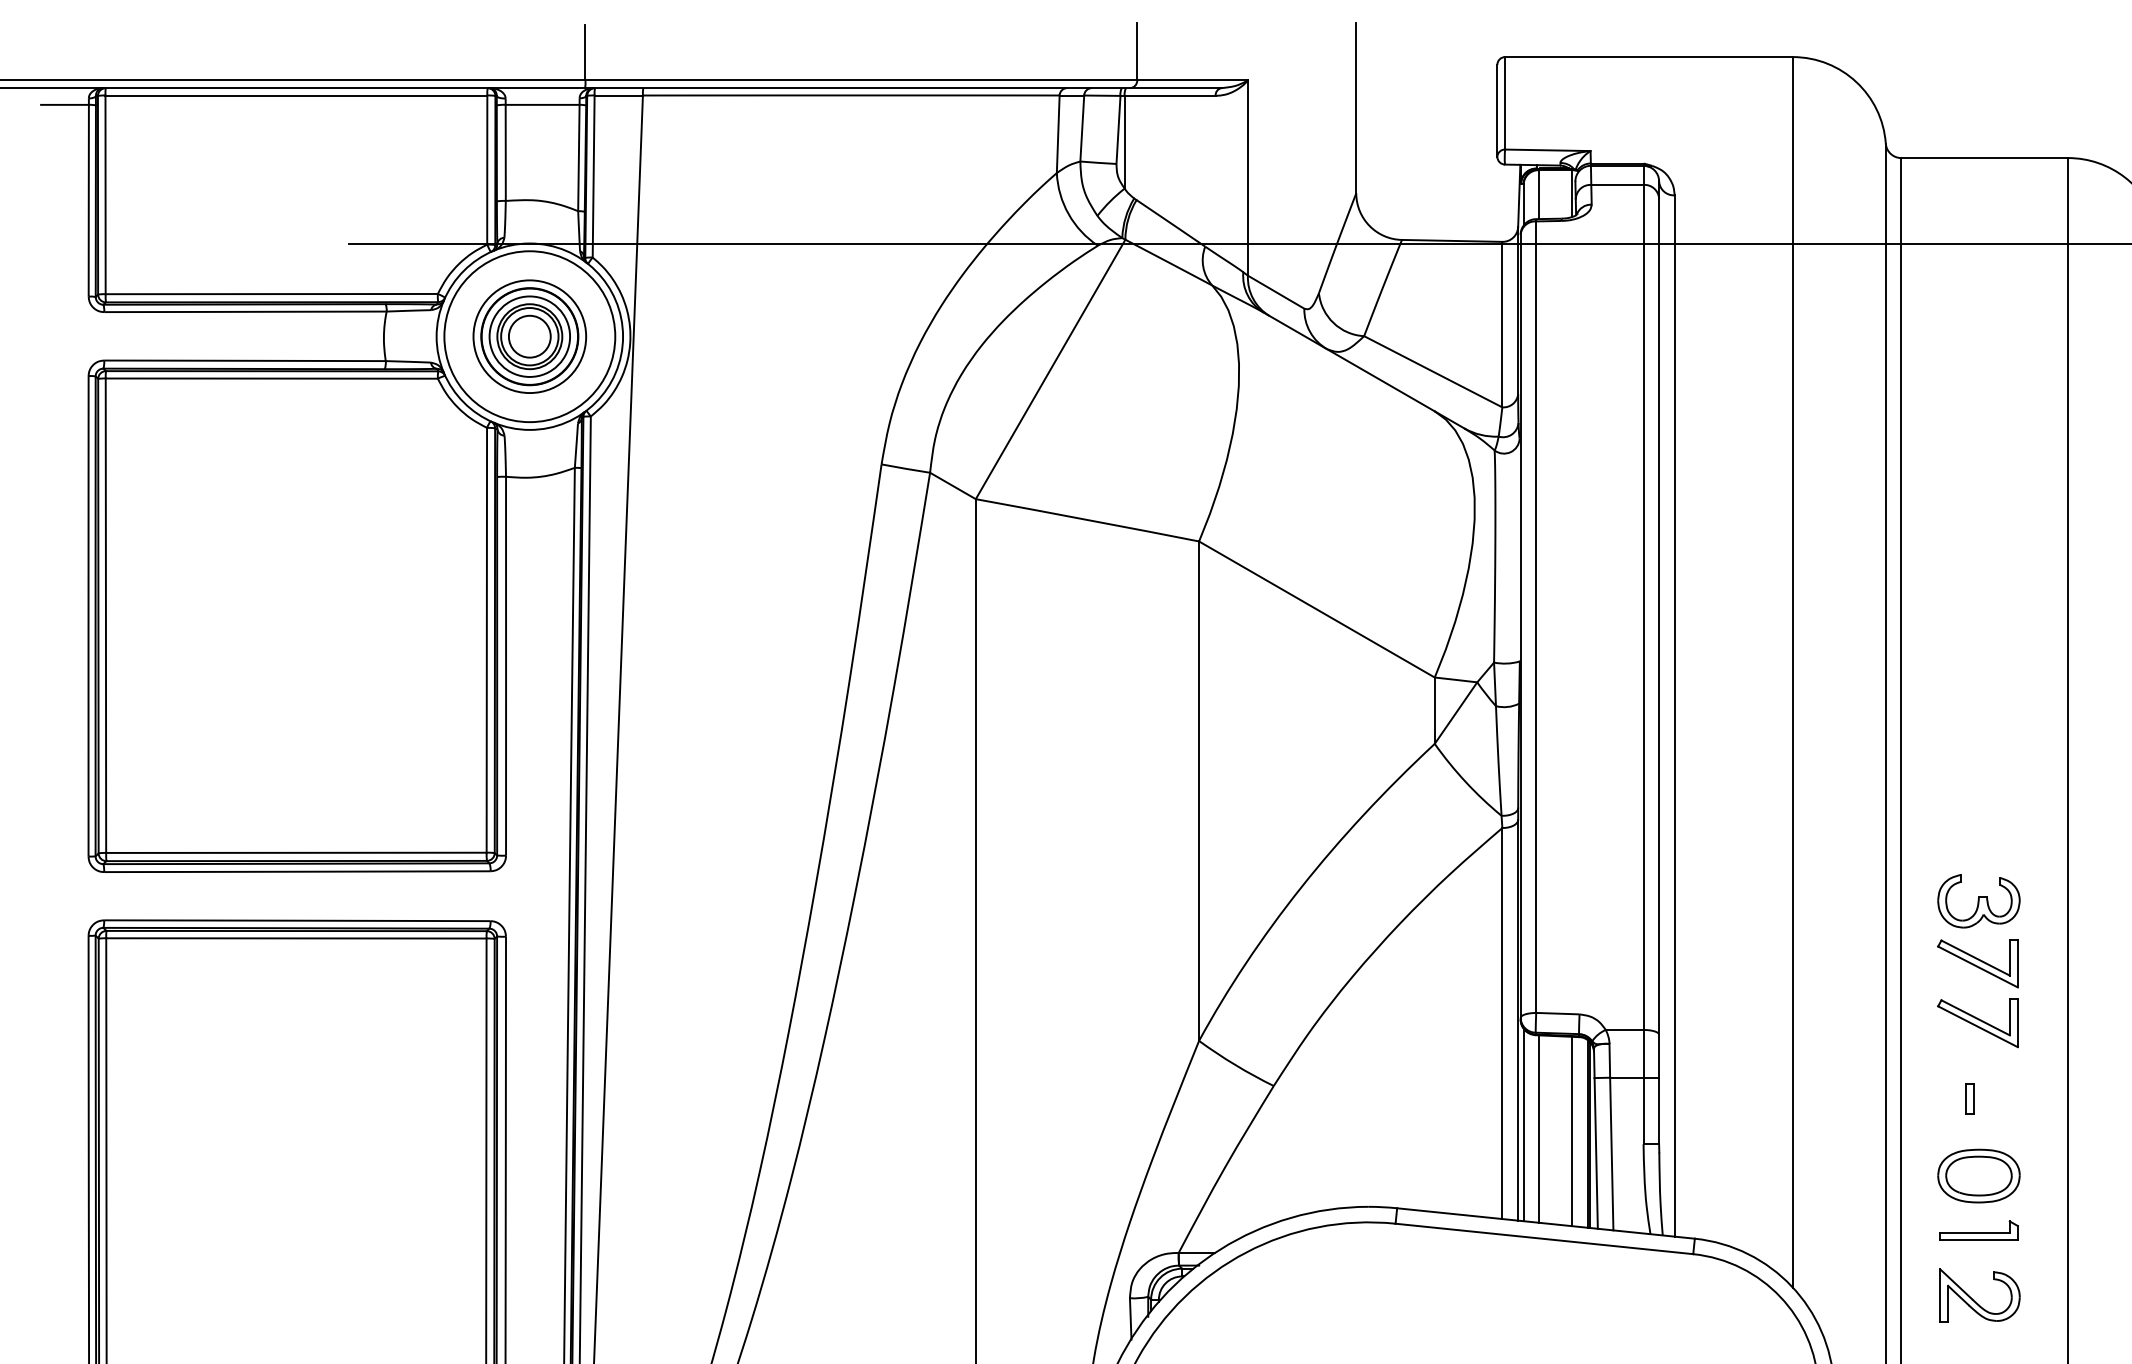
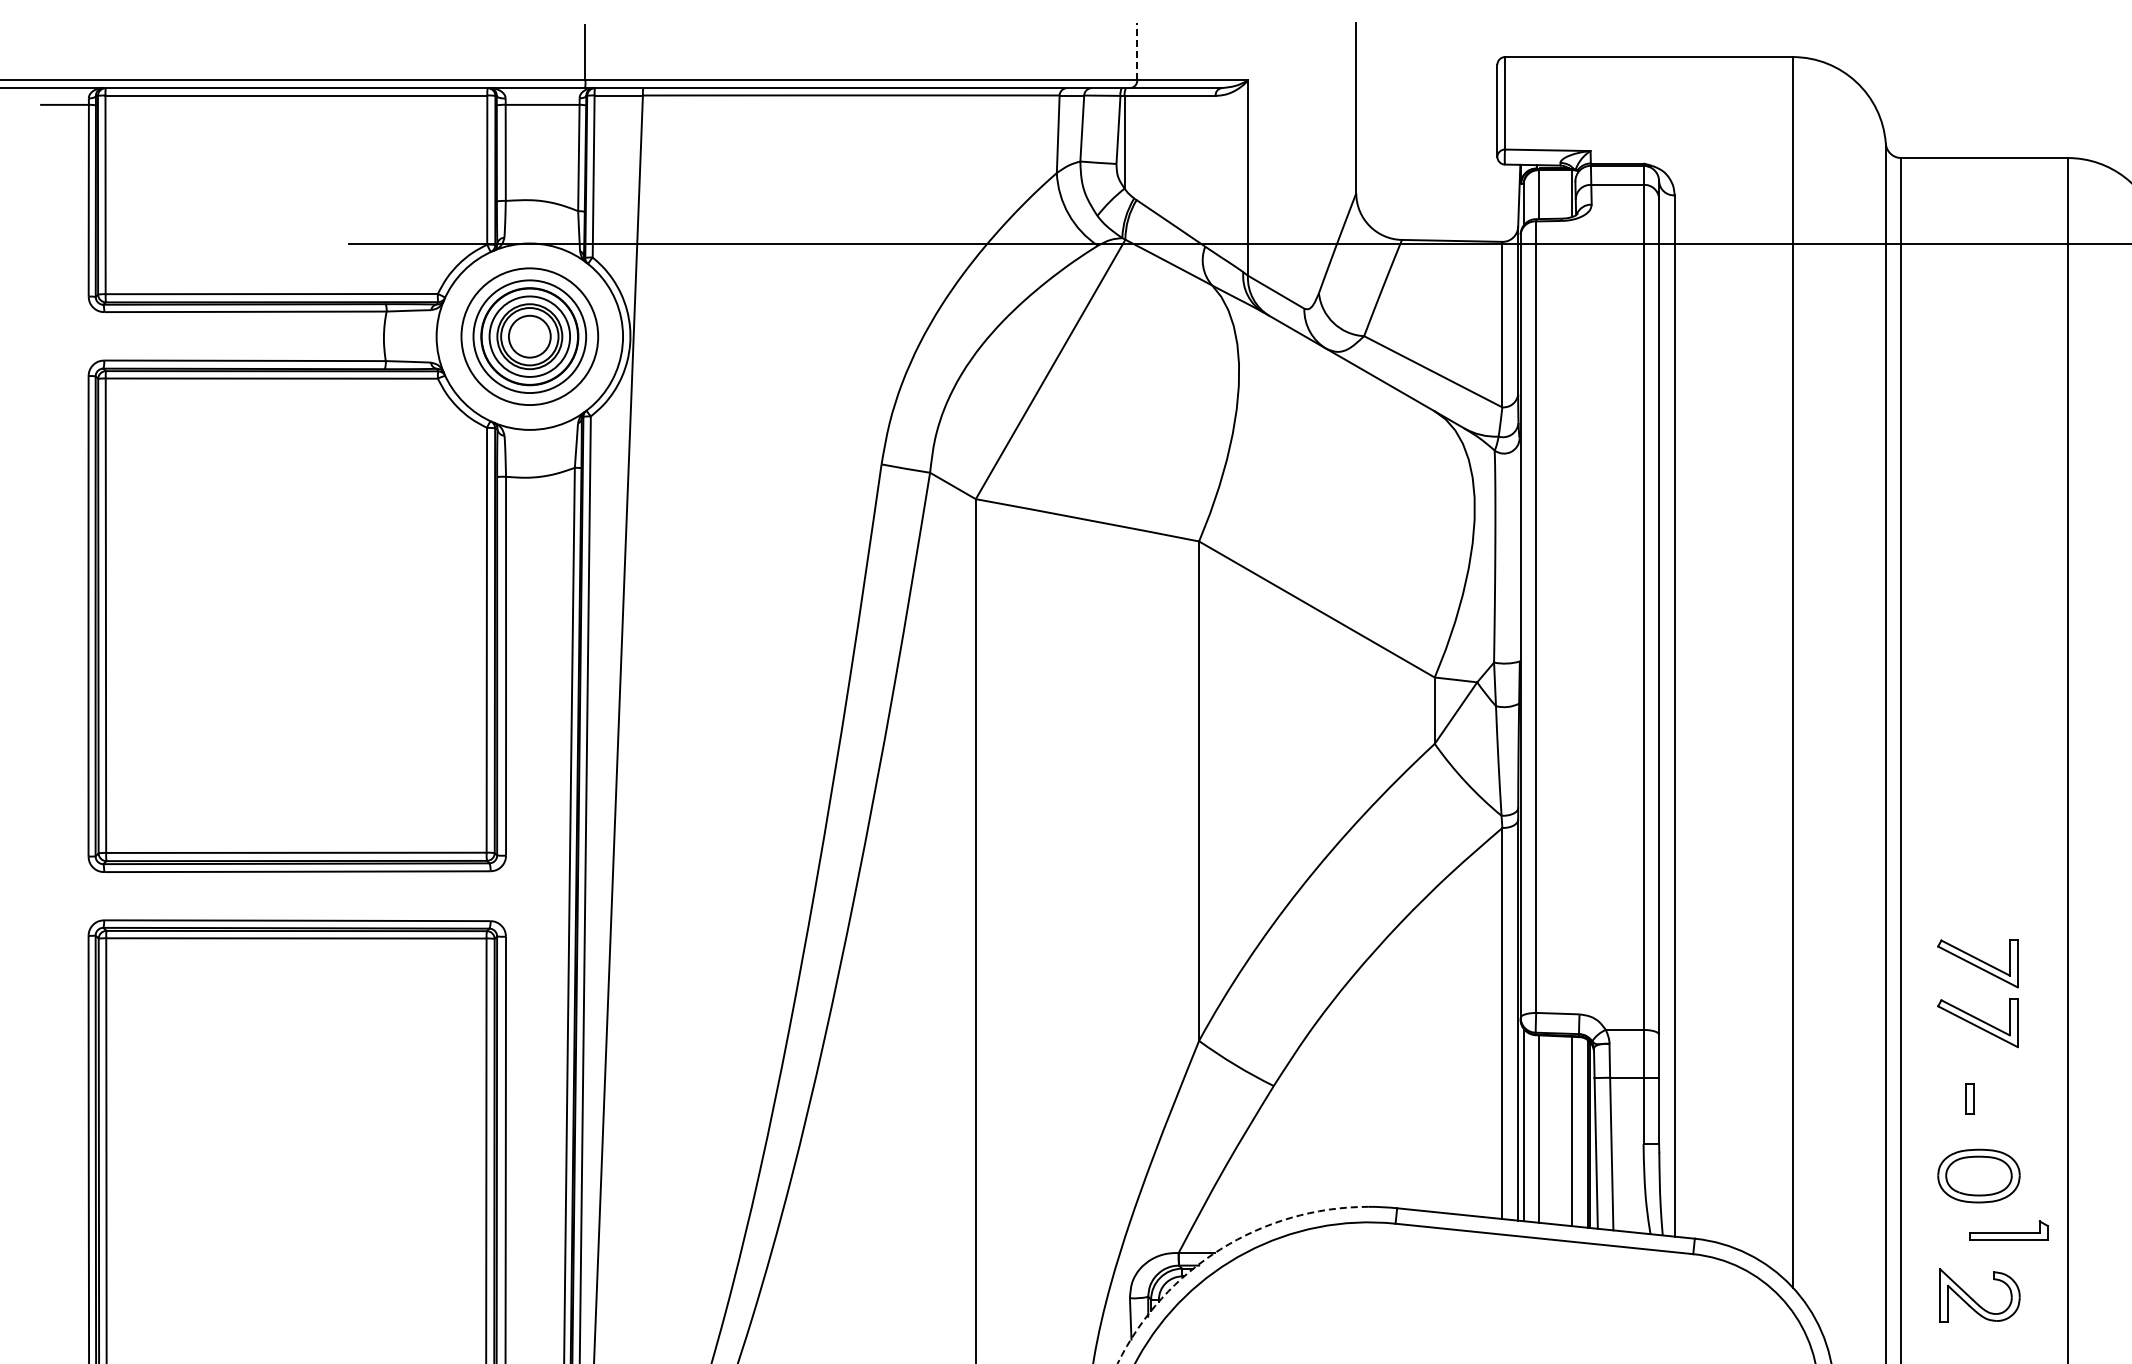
line: solid -> dashed (1137, 51)
circle diameter: 171 px -> 137 px (529, 336)
part: present -> none (1978, 901)
part position: (1978, 1230) -> (2008, 1230) (2008, 1230)
arc: solid -> dashed (1220, 1249)
